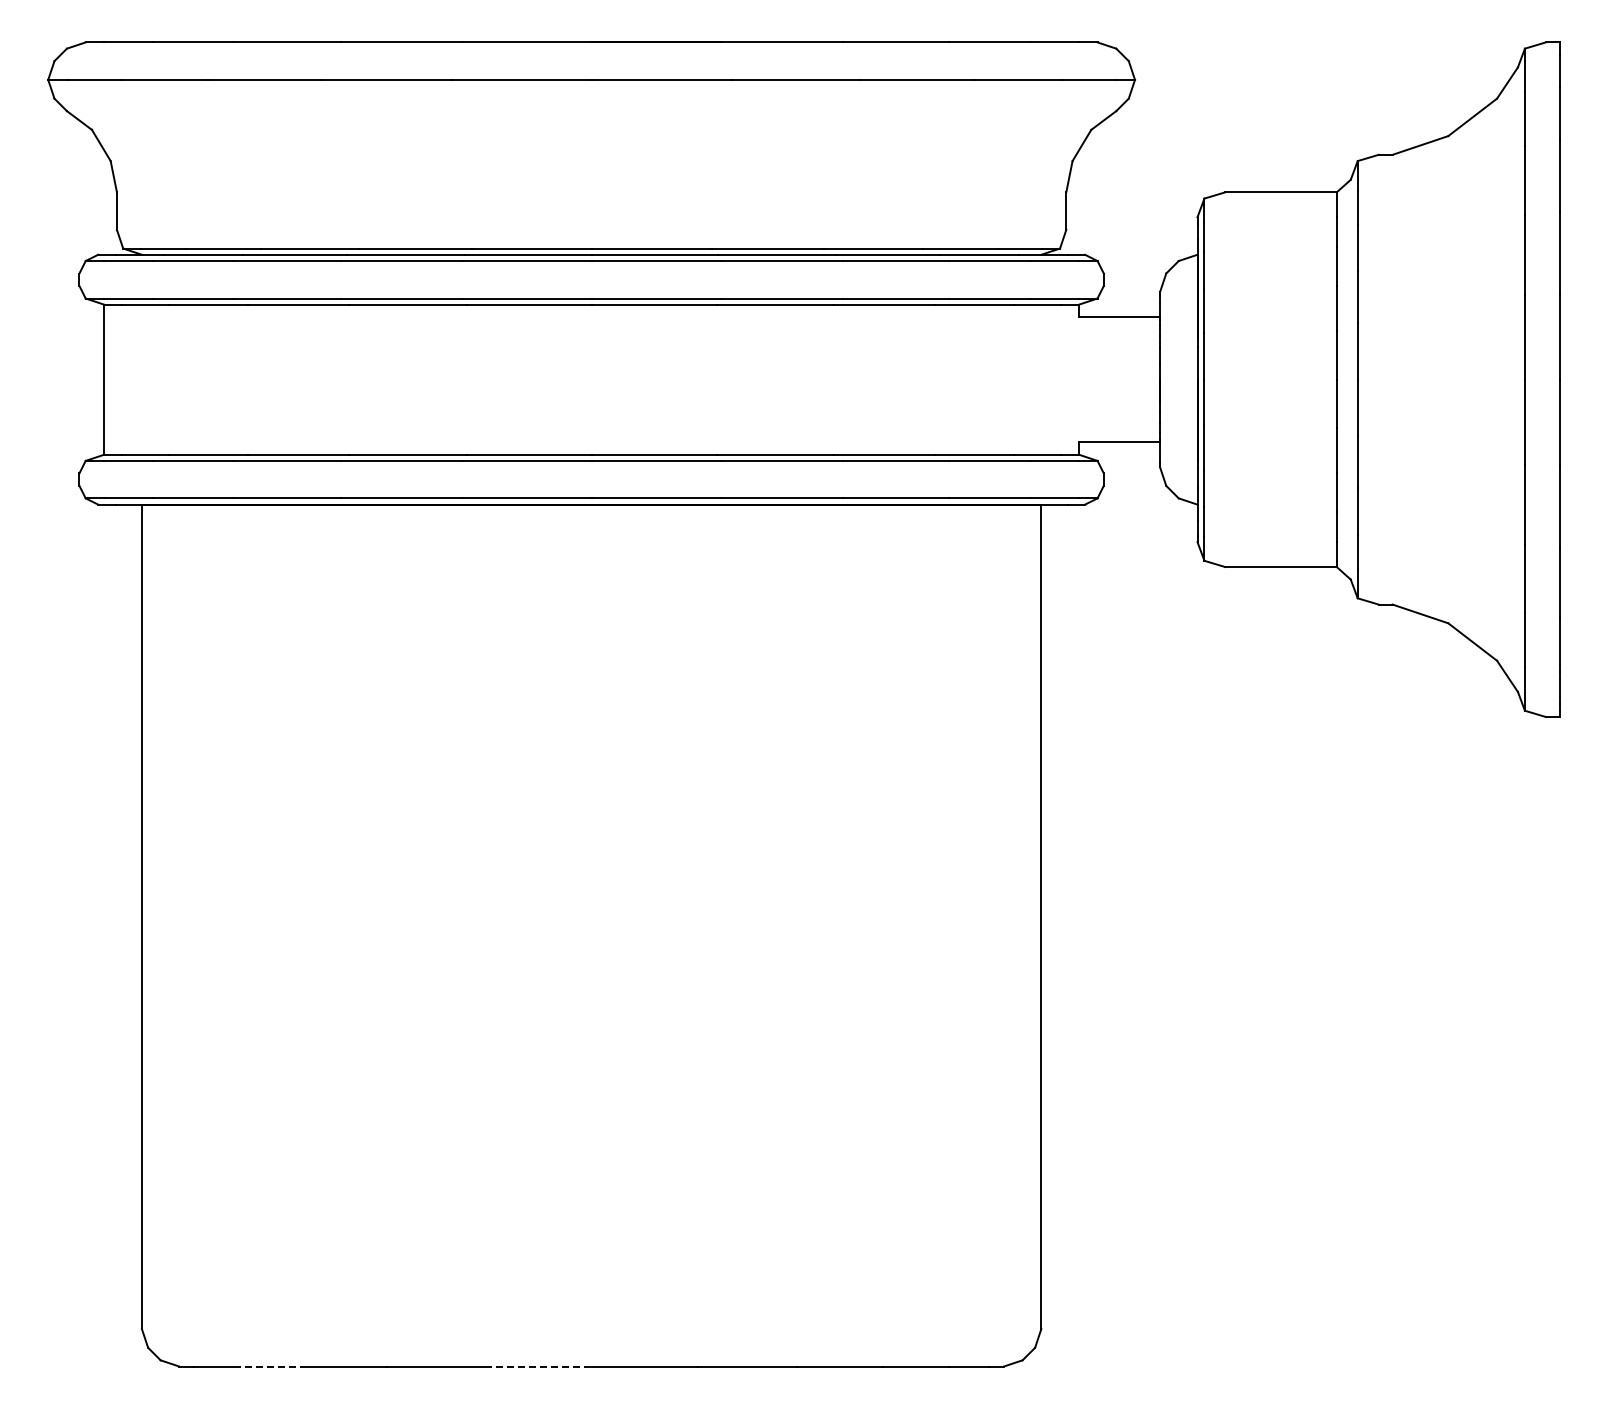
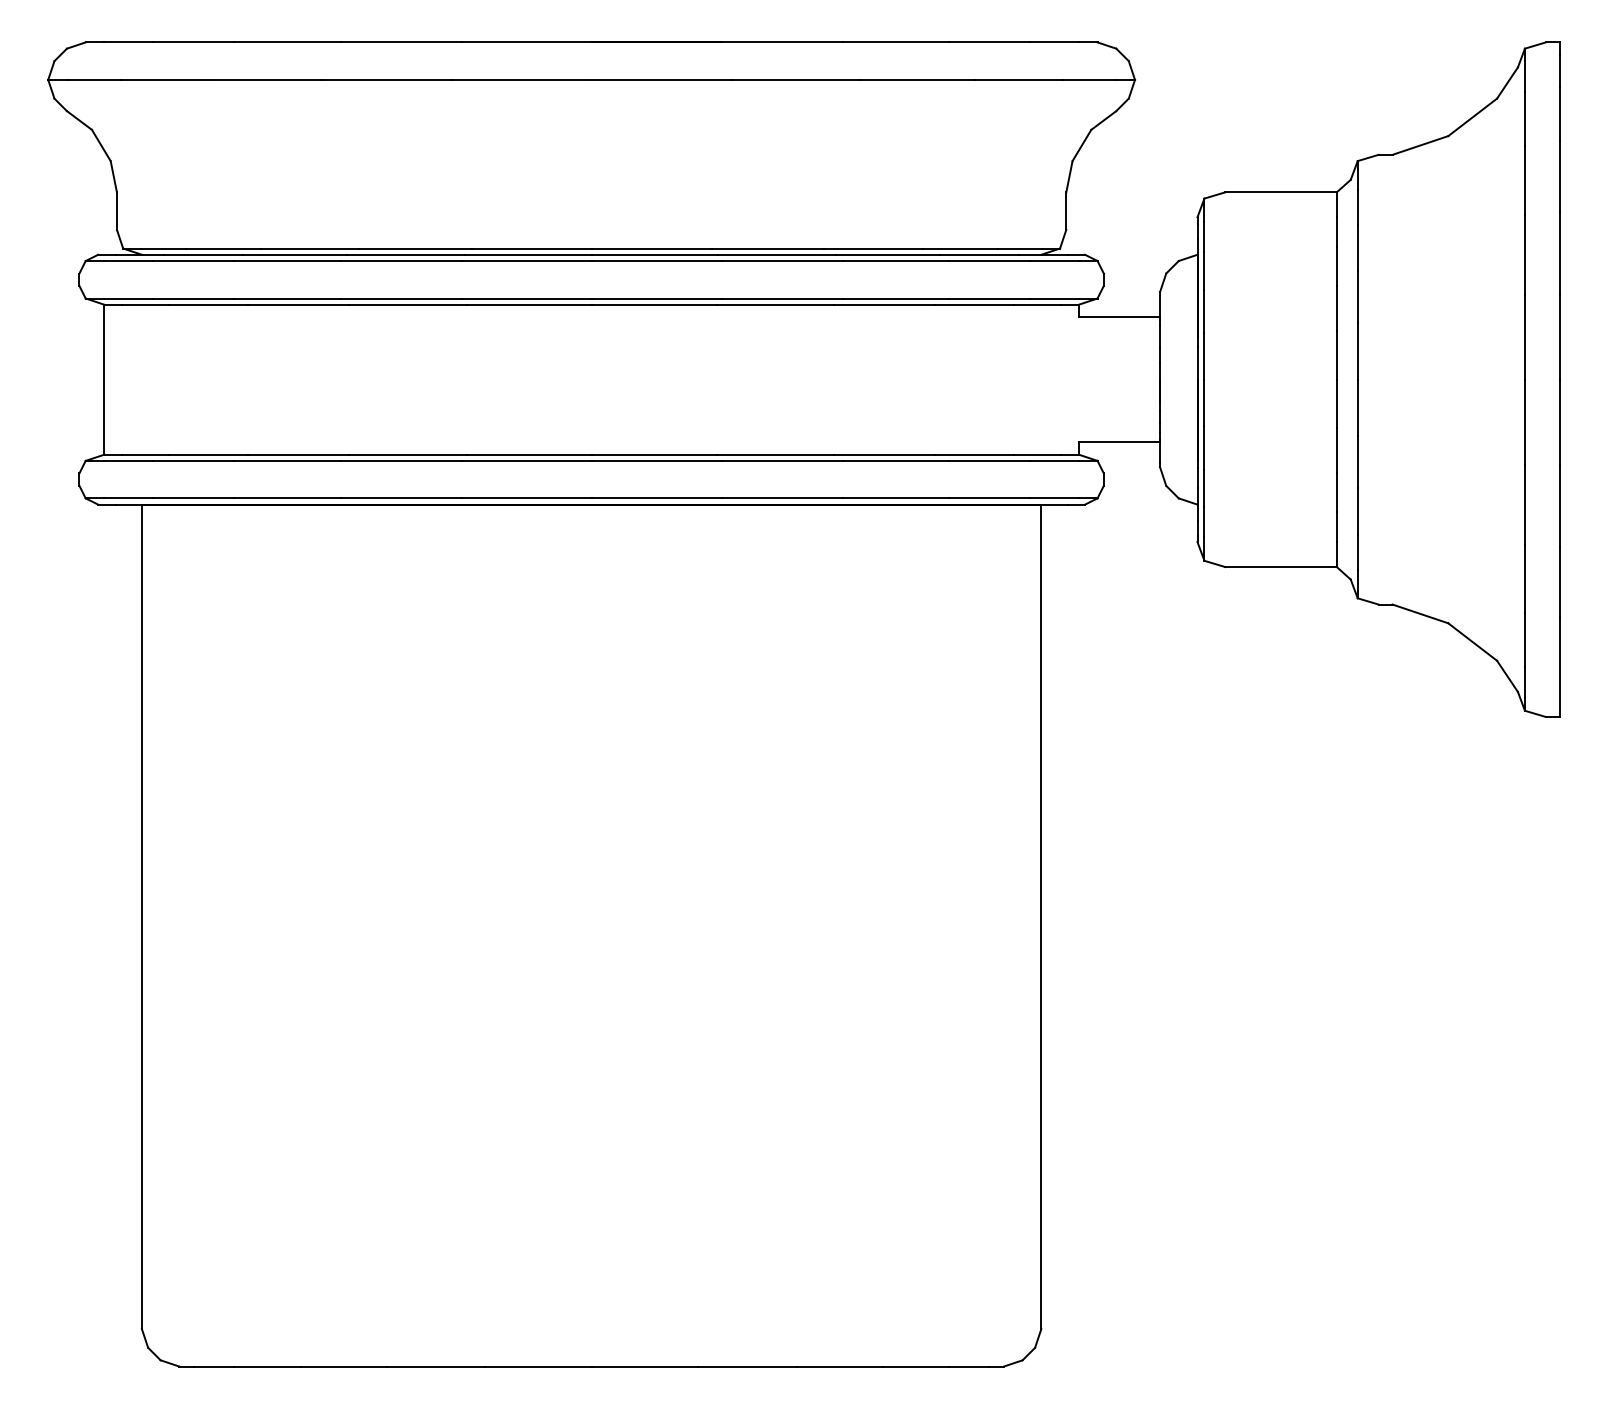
line: dashed -> solid (267, 1366)
line: dashed -> solid (539, 1366)
